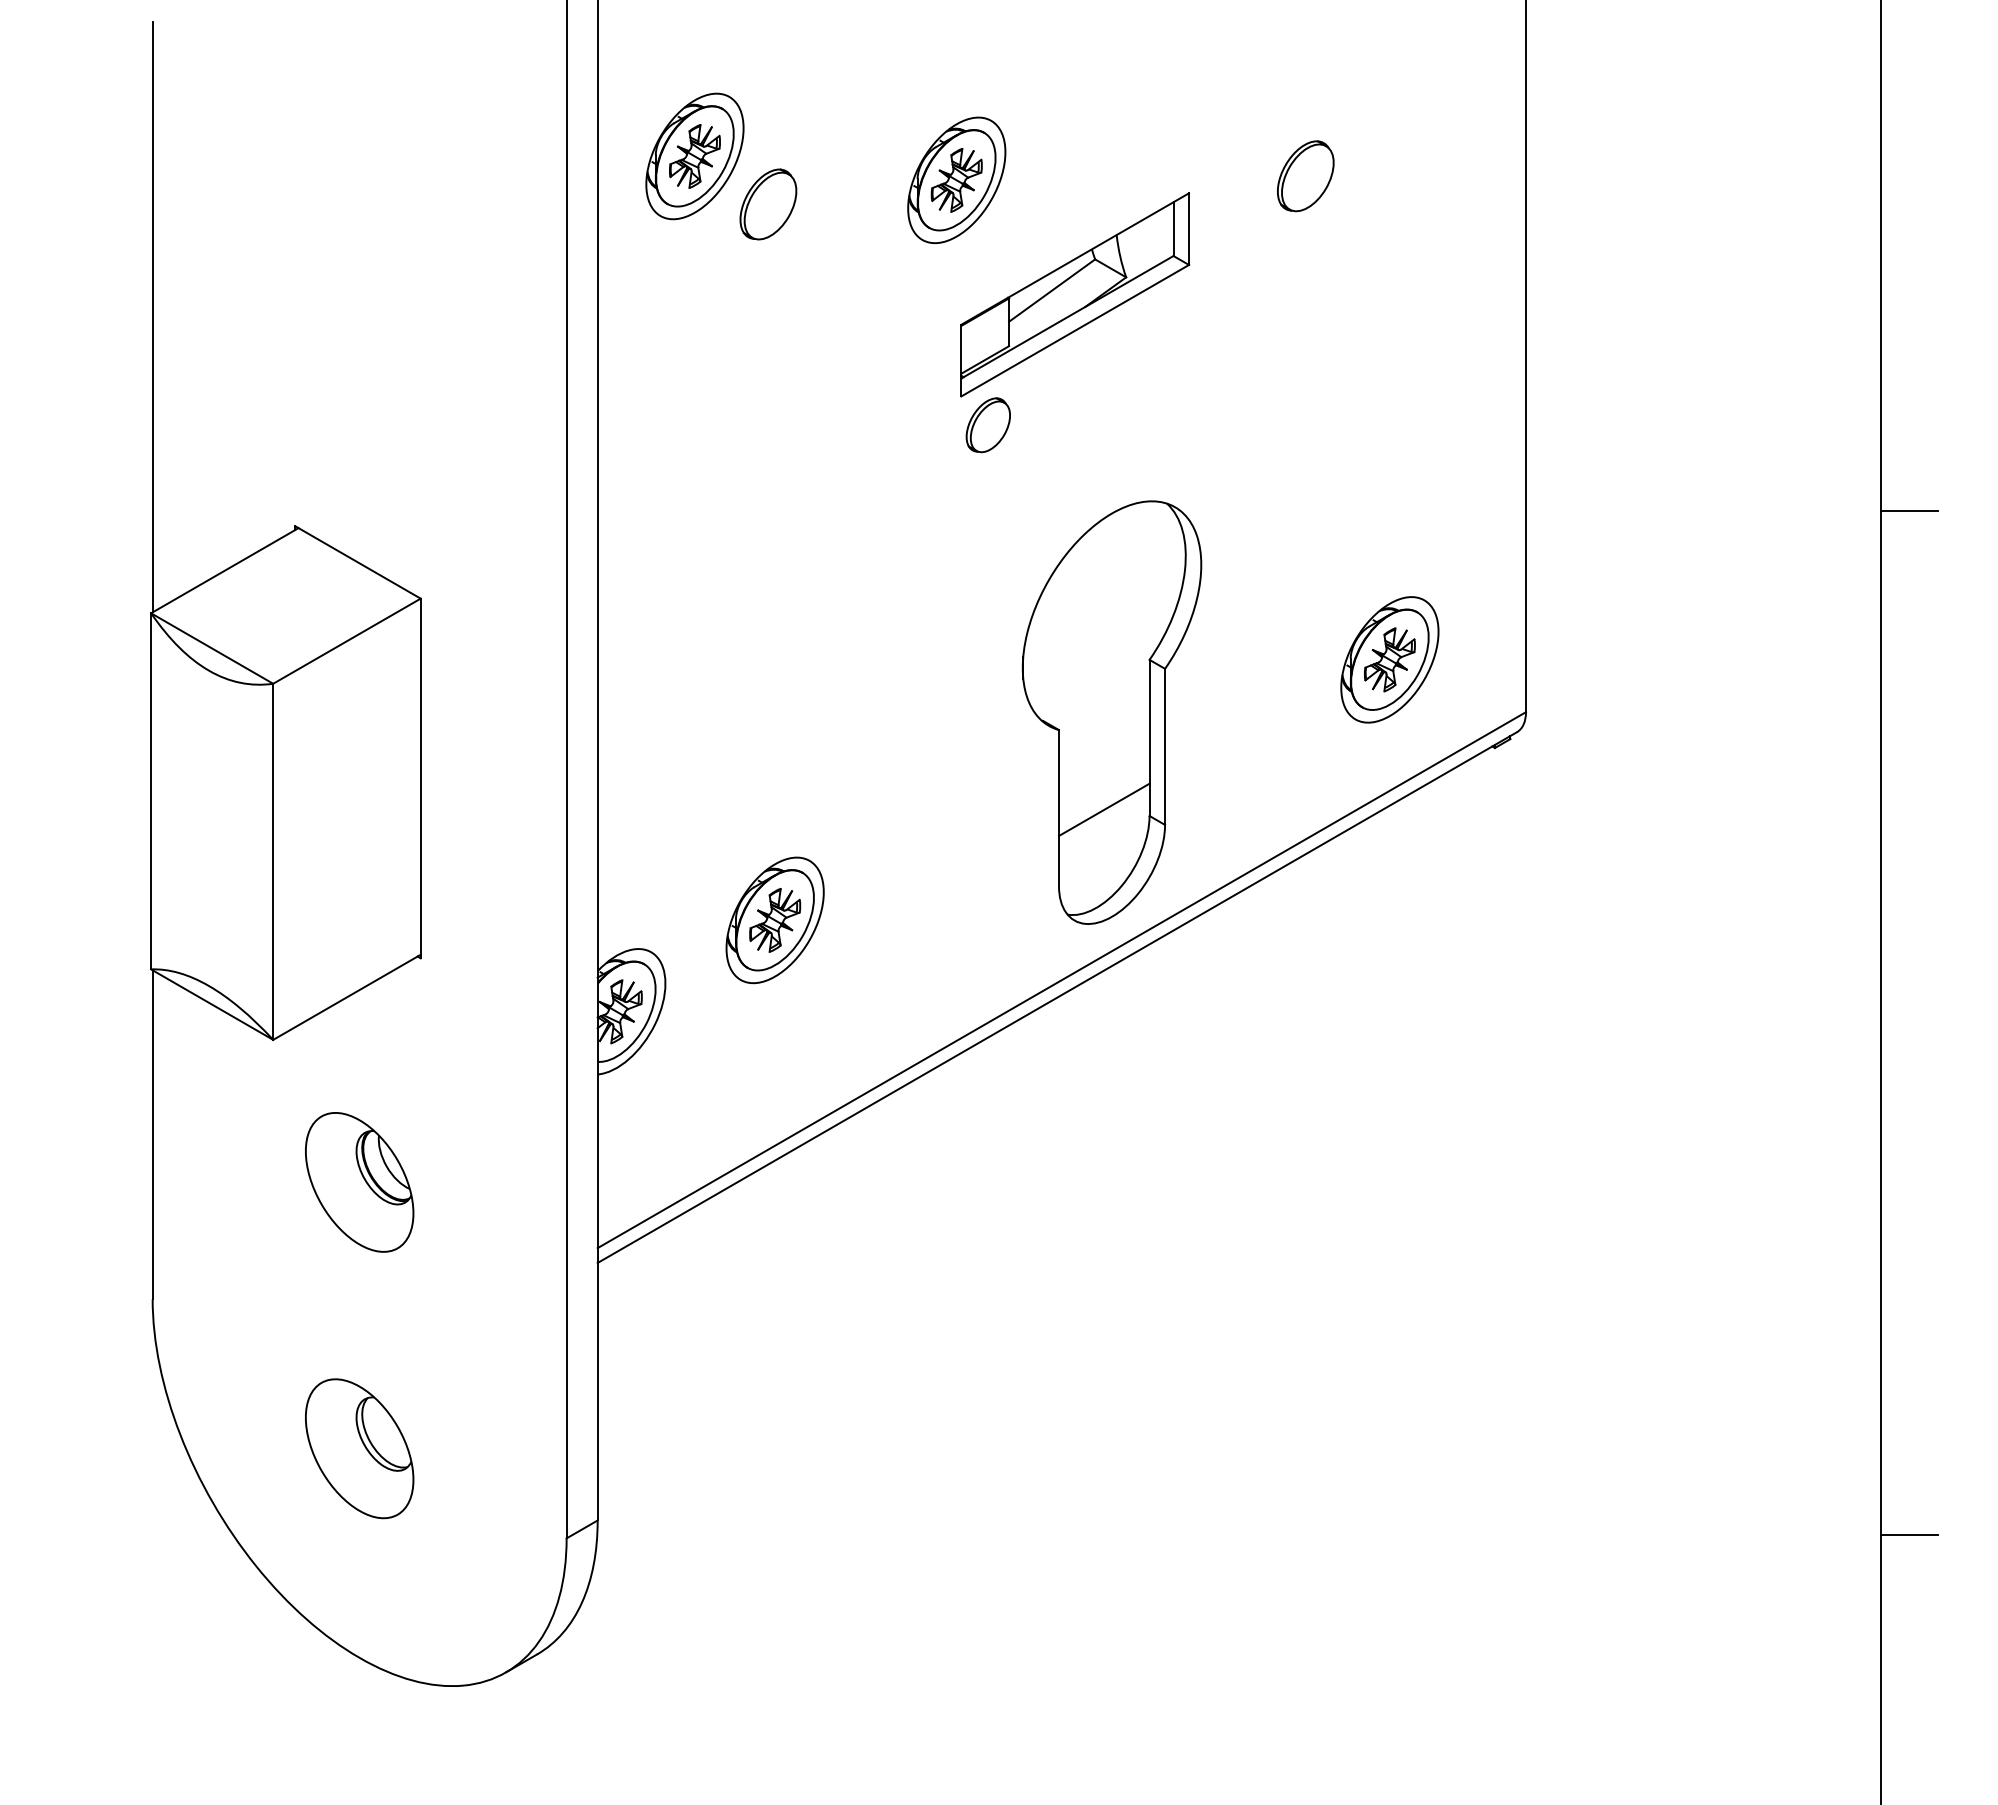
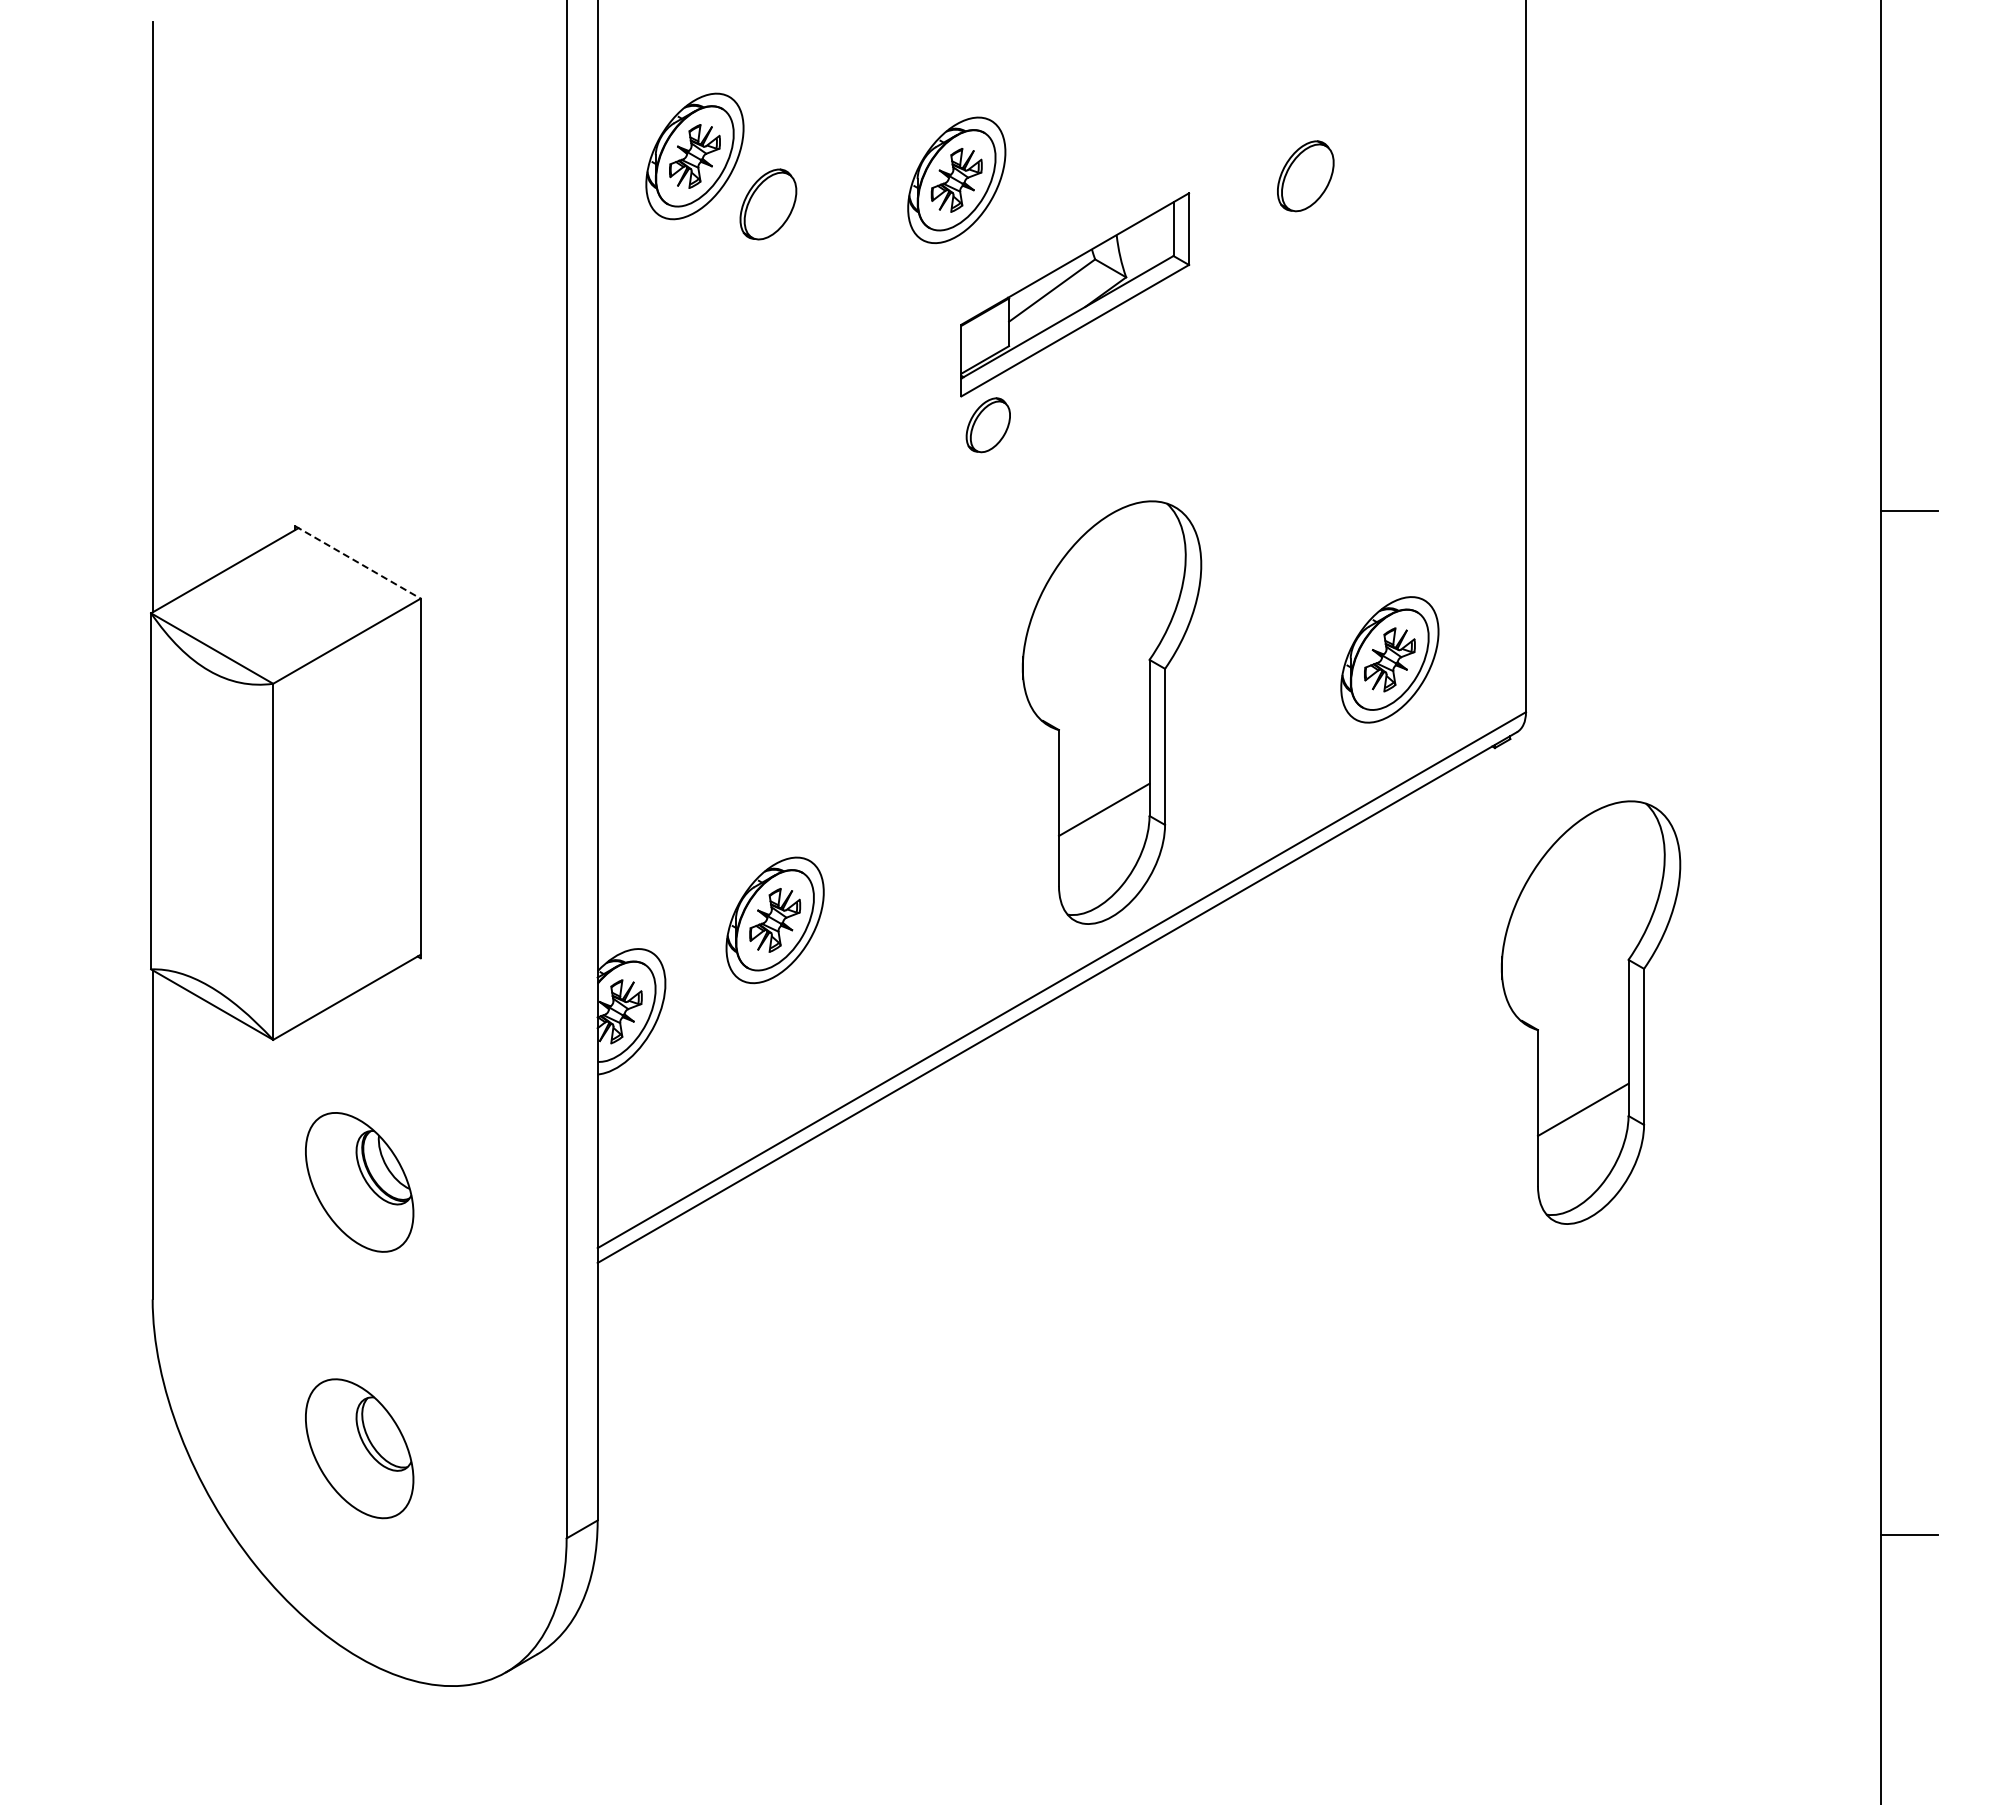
line: solid -> dashed (358, 562)
part: none -> present (1590, 1012)
